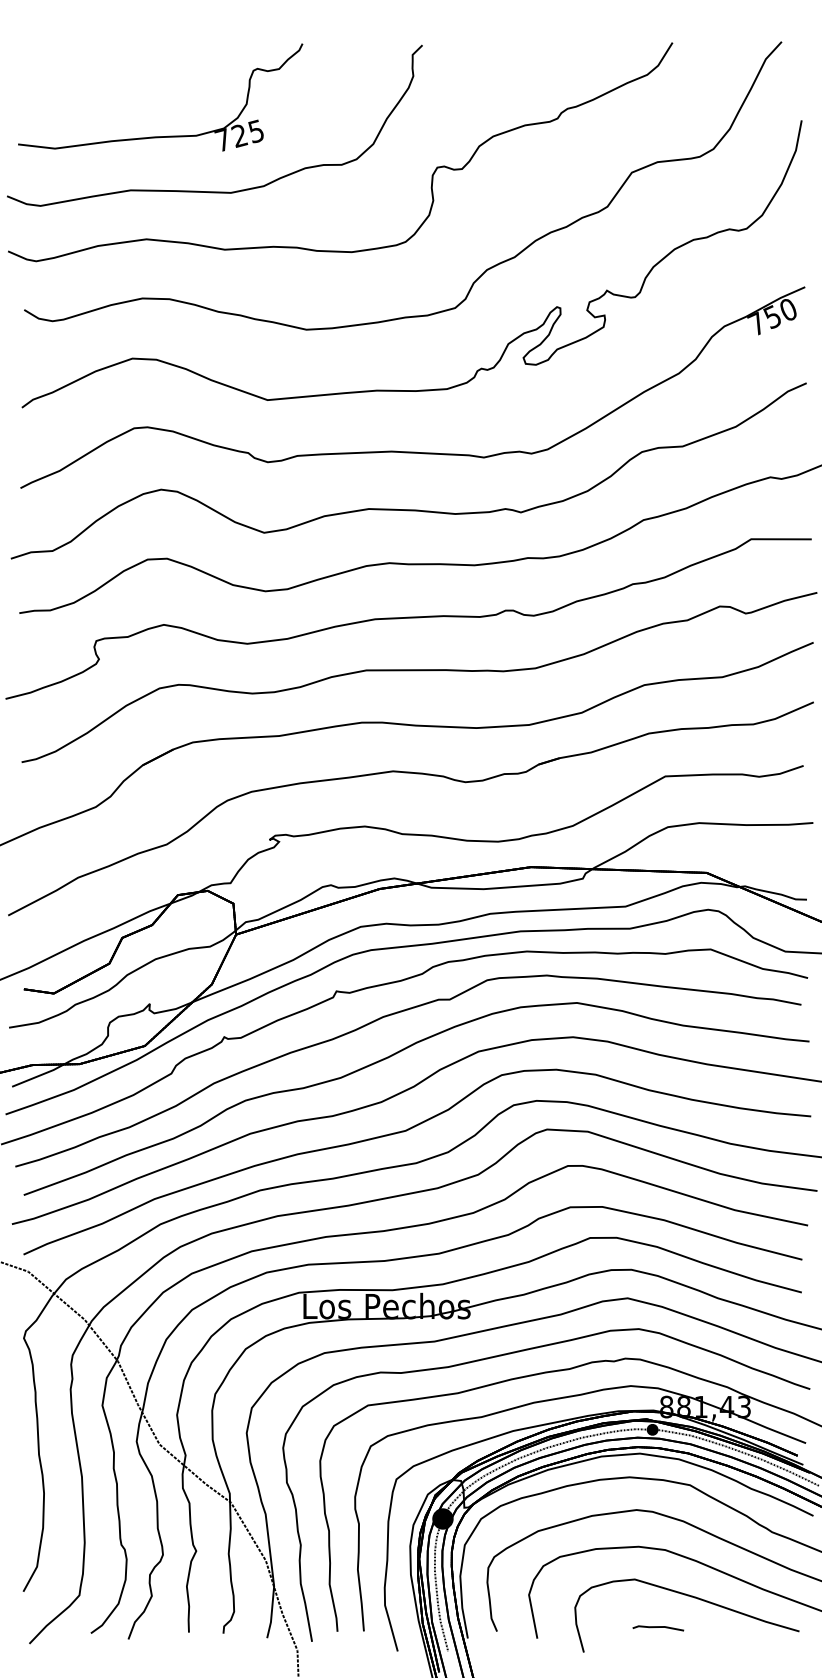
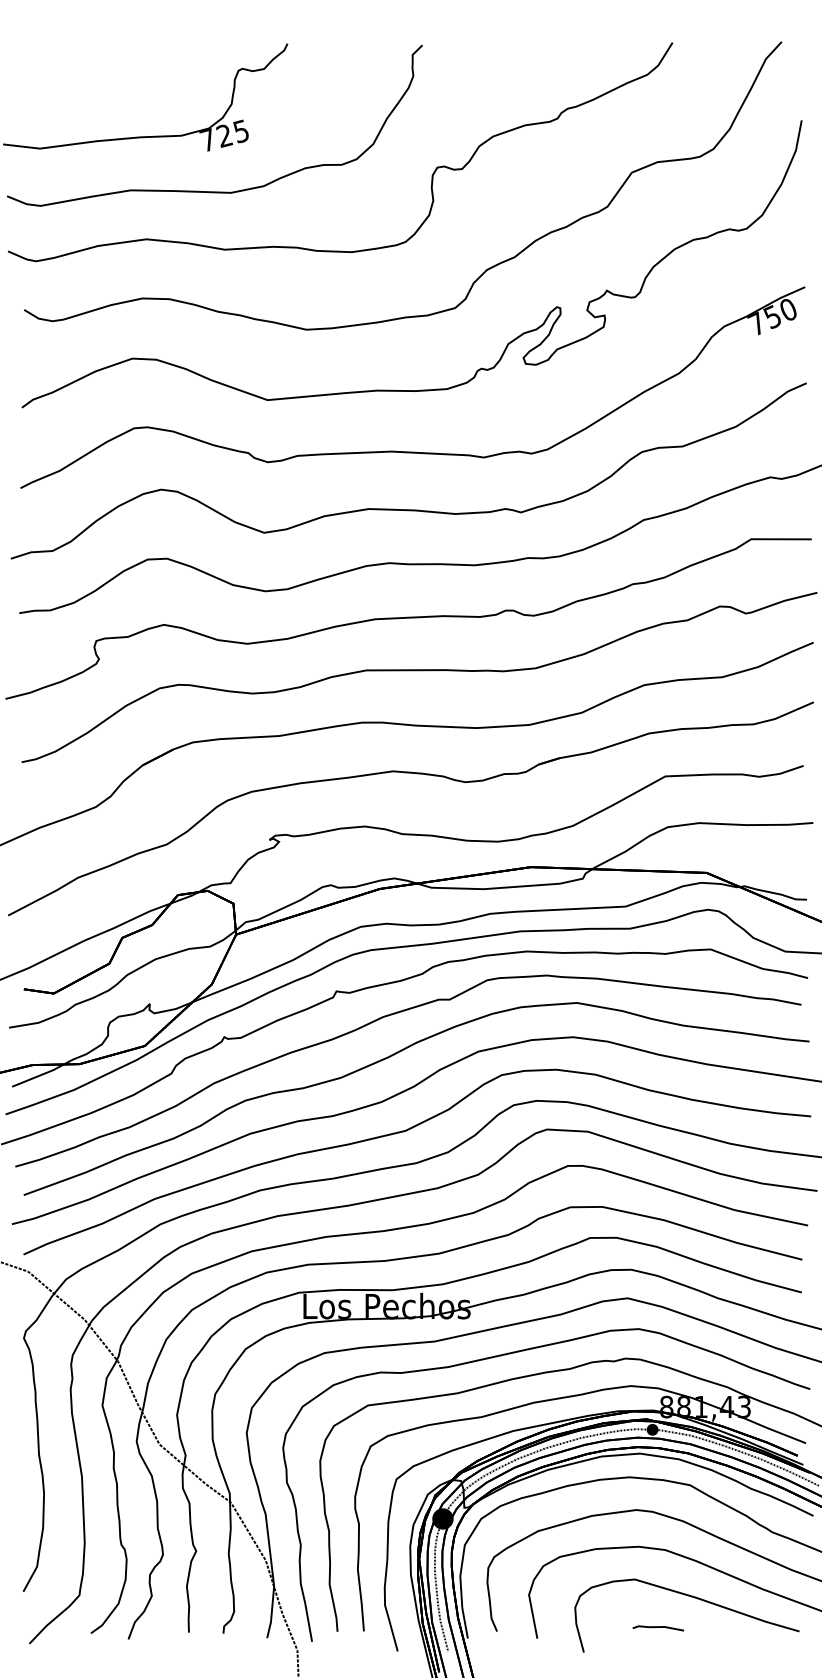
part position: (168, 135) -> (153, 135) (153, 135)
